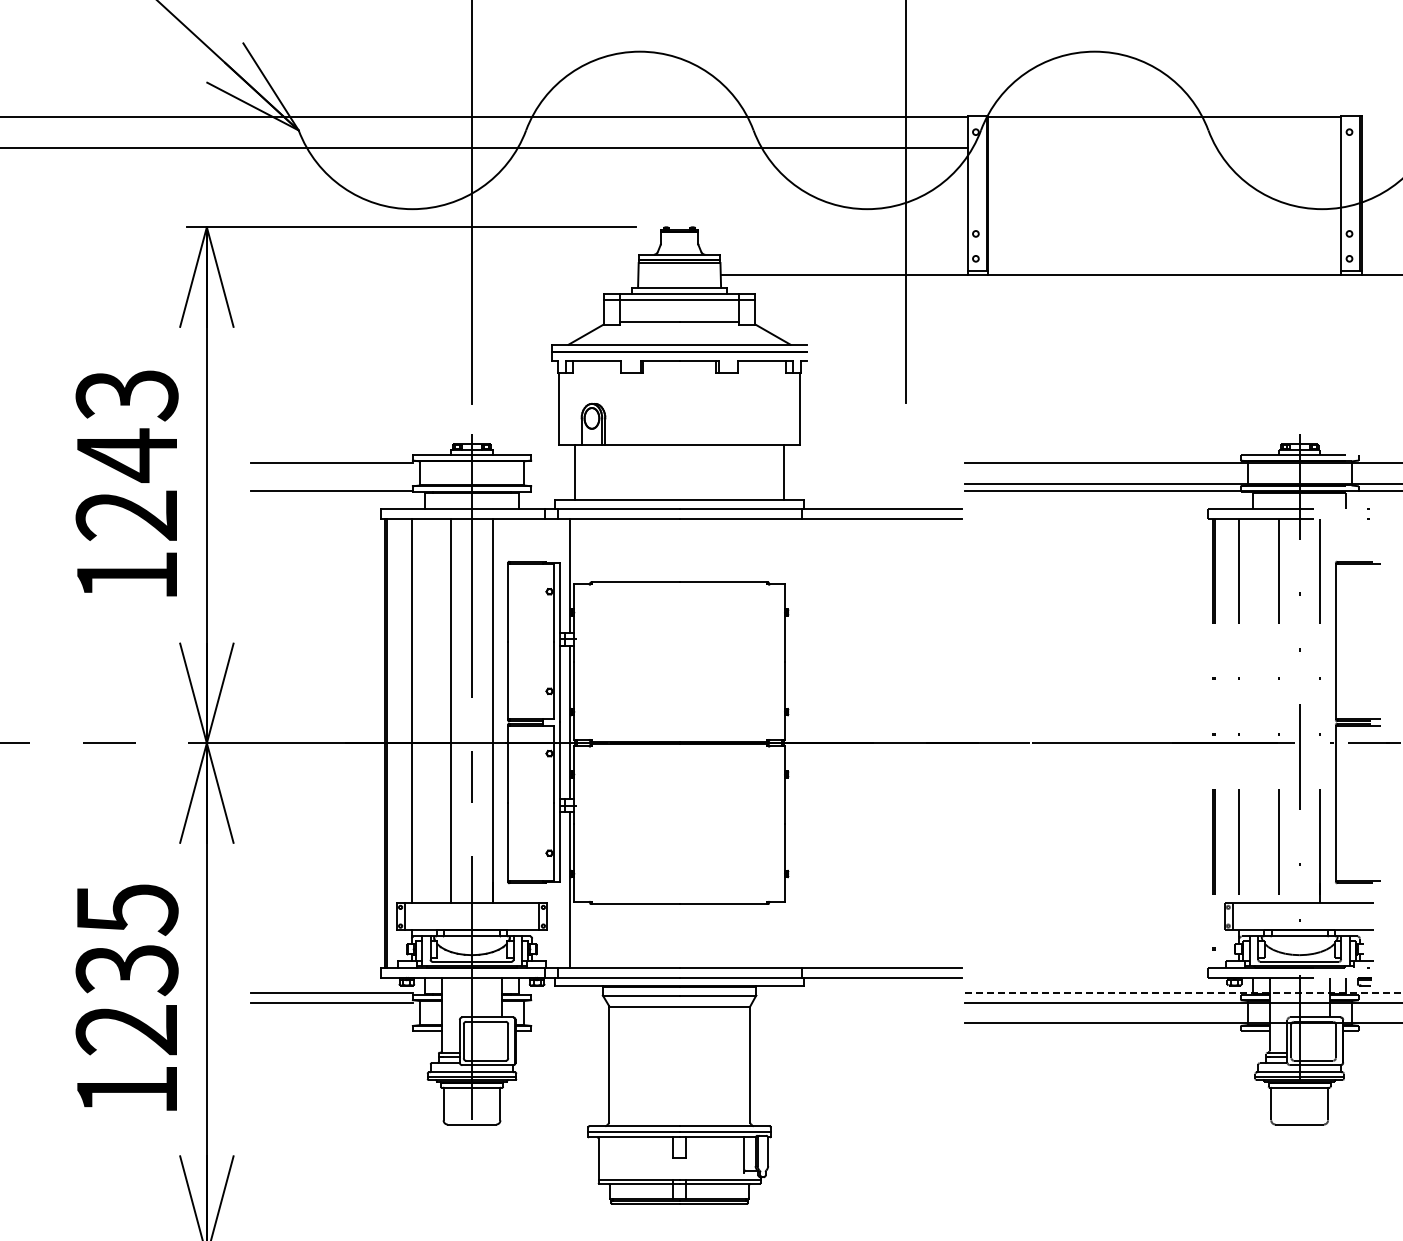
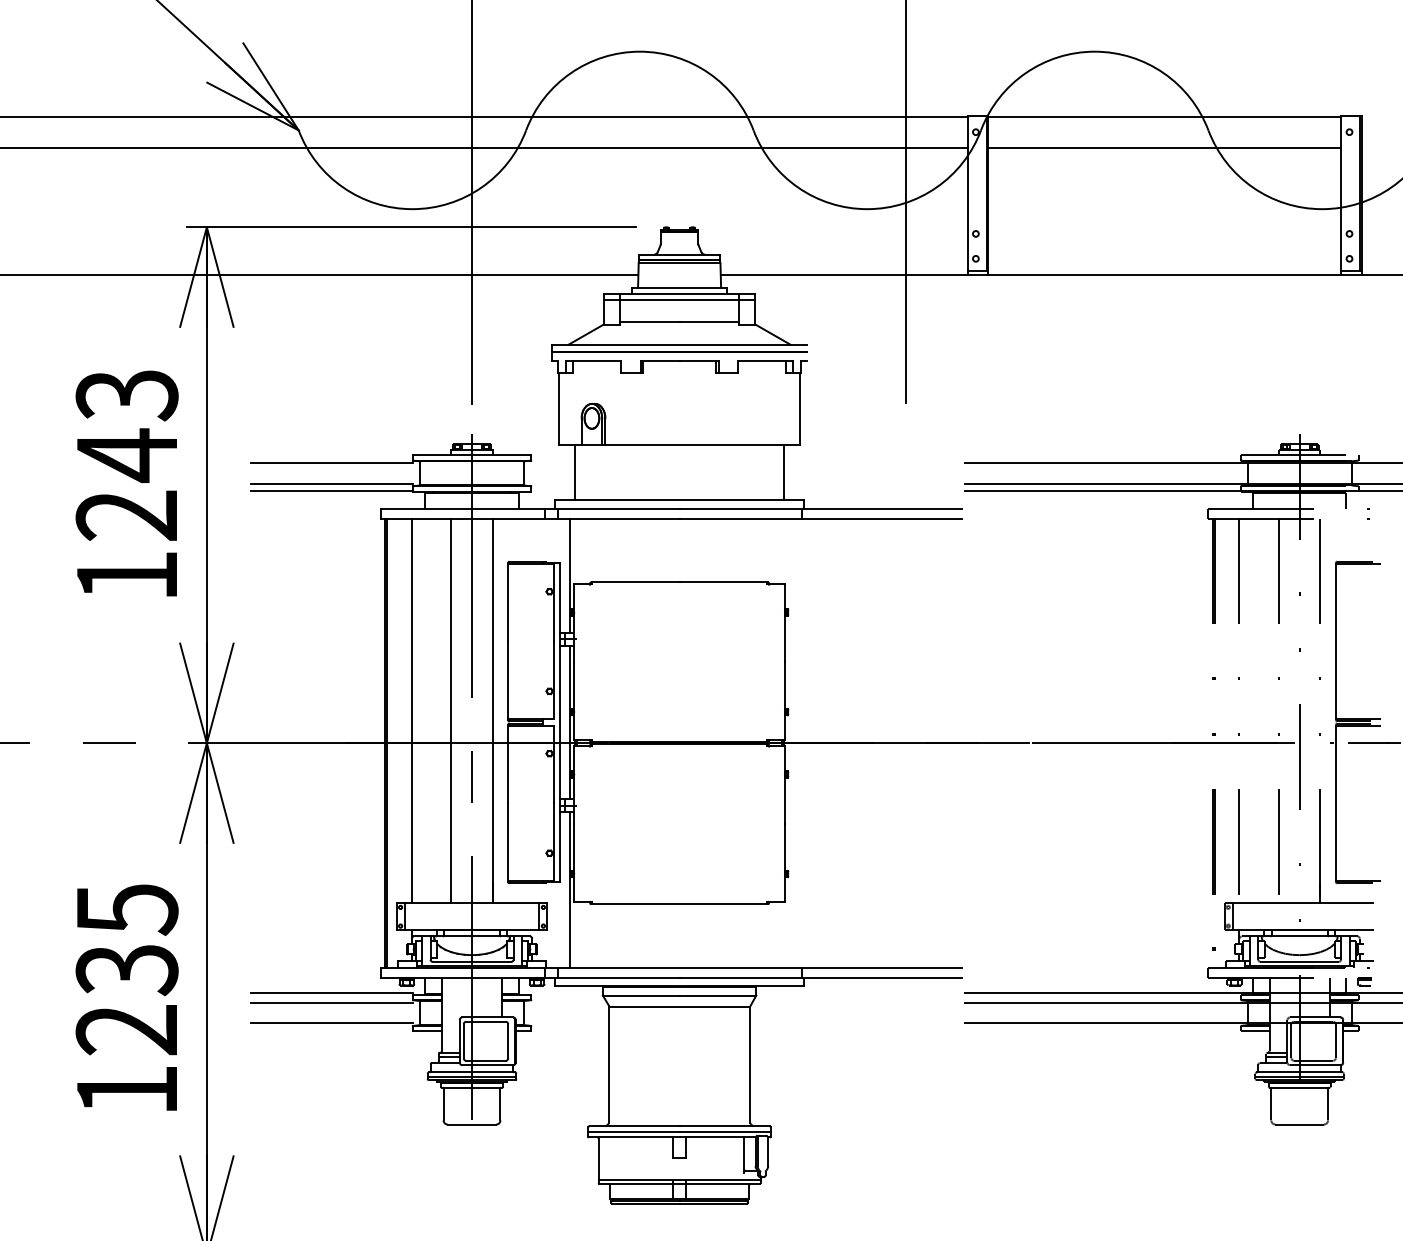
line: none -> present (1164, 147)
line: none -> present (320, 275)
line: none -> present (331, 483)
line: dashed -> solid (1183, 993)
line: none -> present (331, 1023)
